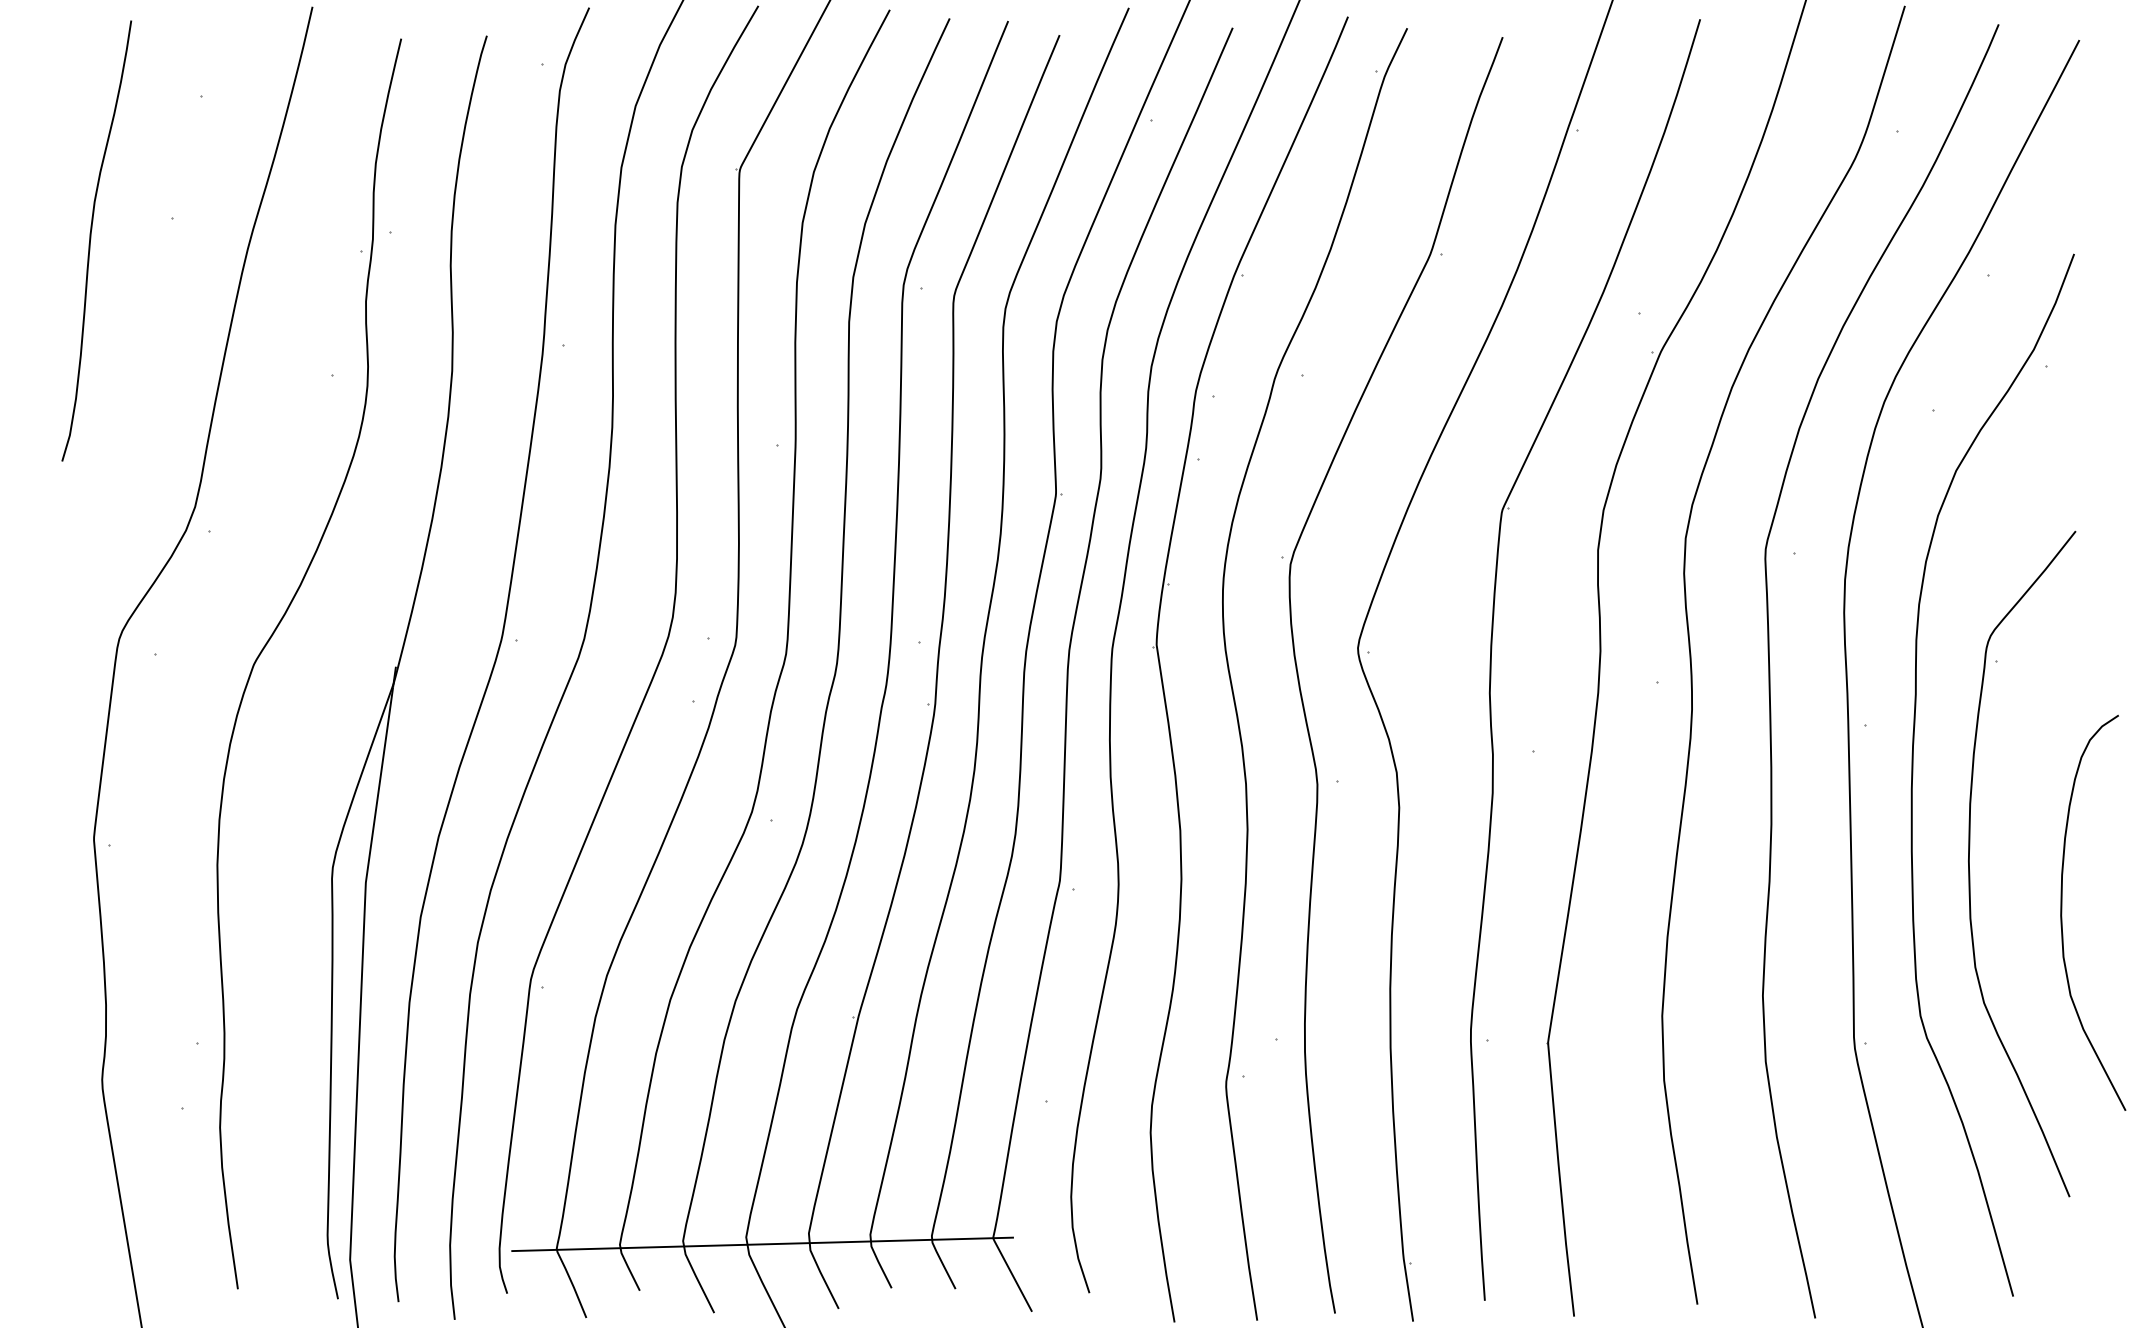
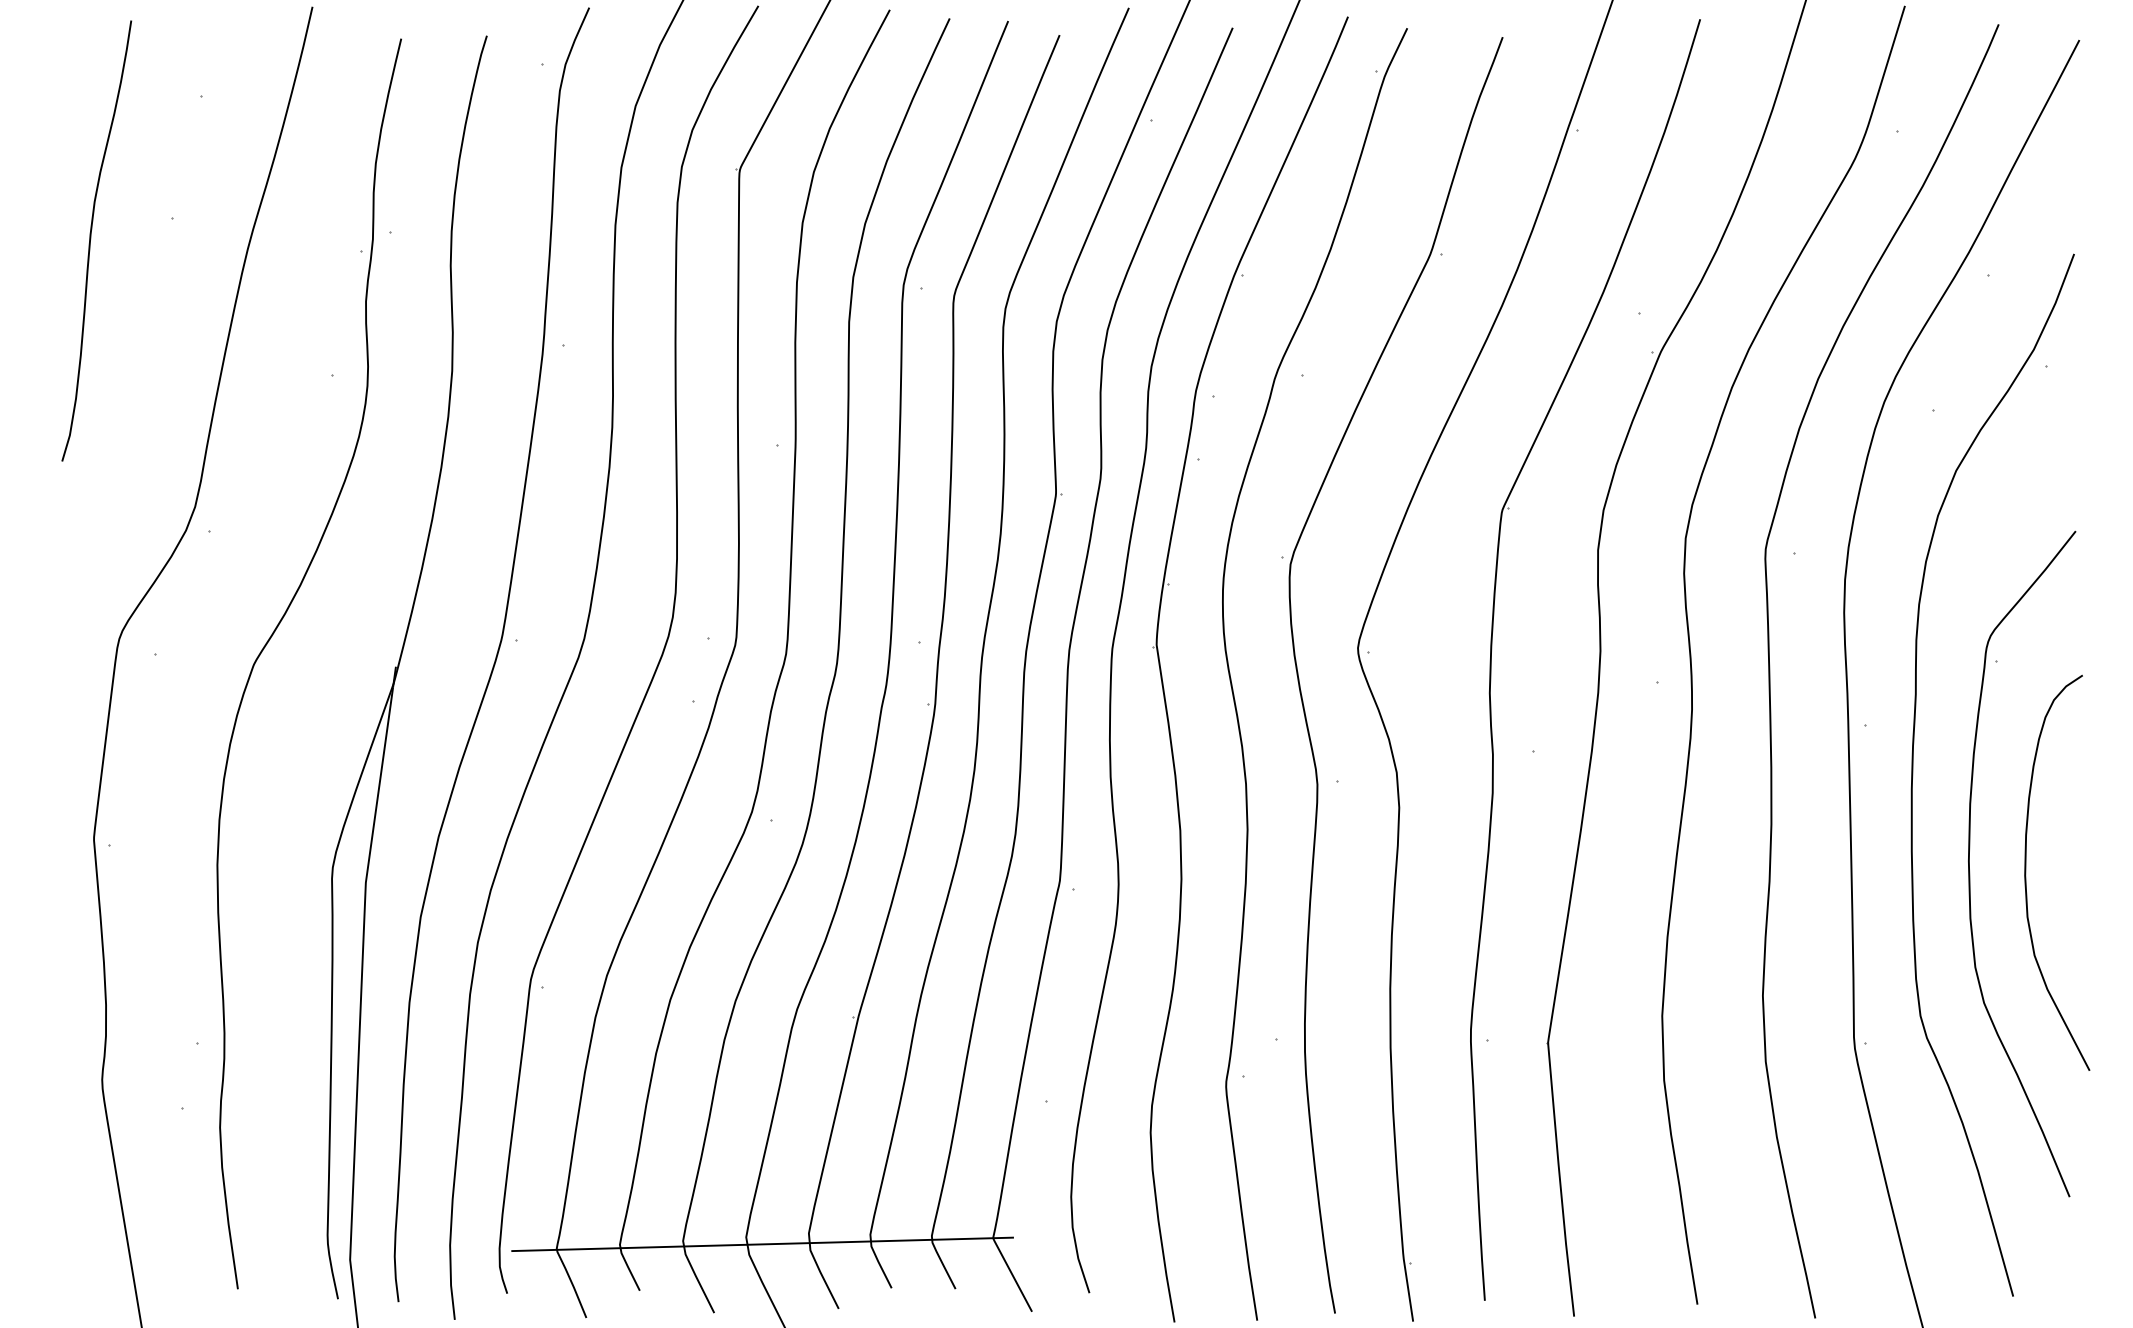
curve position: (2062, 912) -> (2026, 872) (2026, 872)
